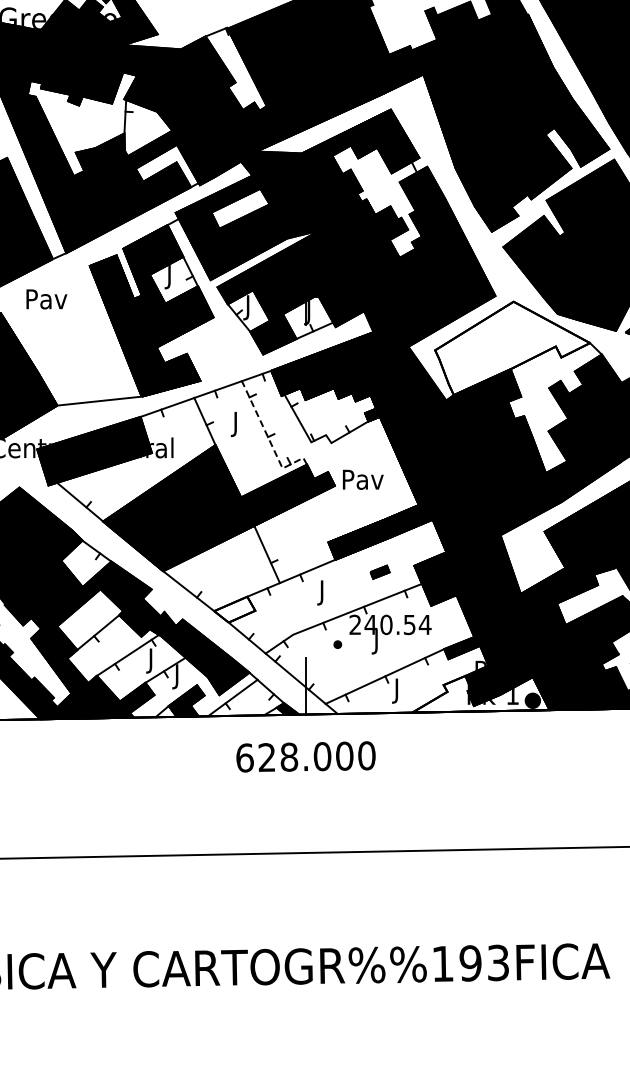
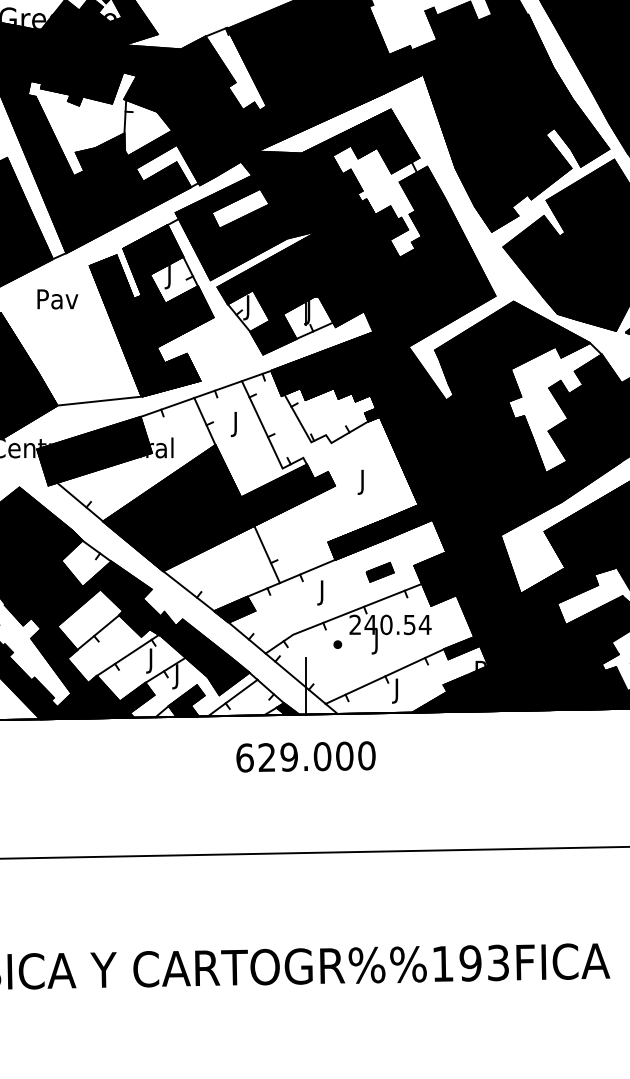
text position: (46, 299) -> (57, 299) (57, 299)
fill: none -> present (512, 348)
line: dashed -> solid (269, 439)
text: Pav -> J (362, 481)
part size: 22x16 px -> 30x22 px (379, 571)
fill: none -> present (234, 609)
fill: none -> present (480, 693)
text: 628.000 -> 629.000 (289, 756)
